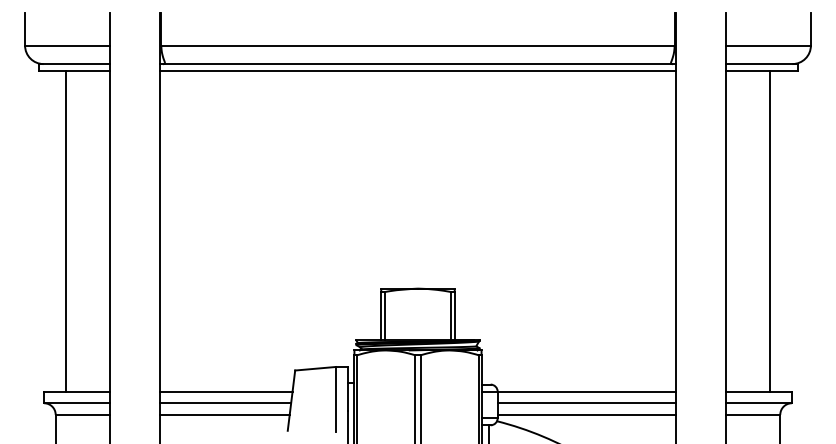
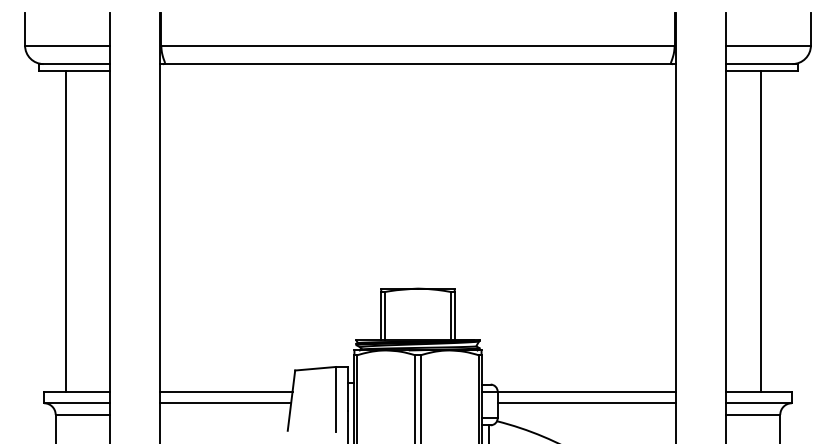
line: present -> none (417, 70)
line position: (769, 230) -> (760, 230) (760, 230)
line: present -> none (224, 414)
line: present -> none (586, 414)
